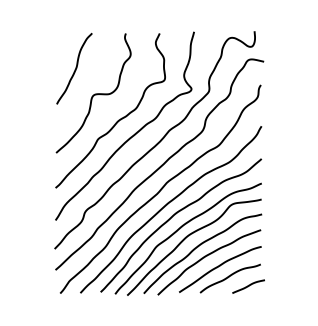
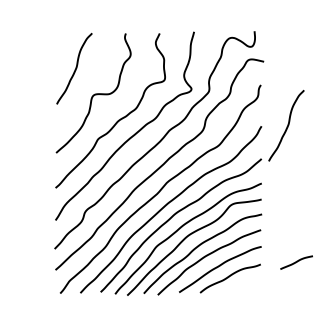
curve: none -> present (287, 125)
curve position: (248, 286) -> (296, 262) (296, 262)
